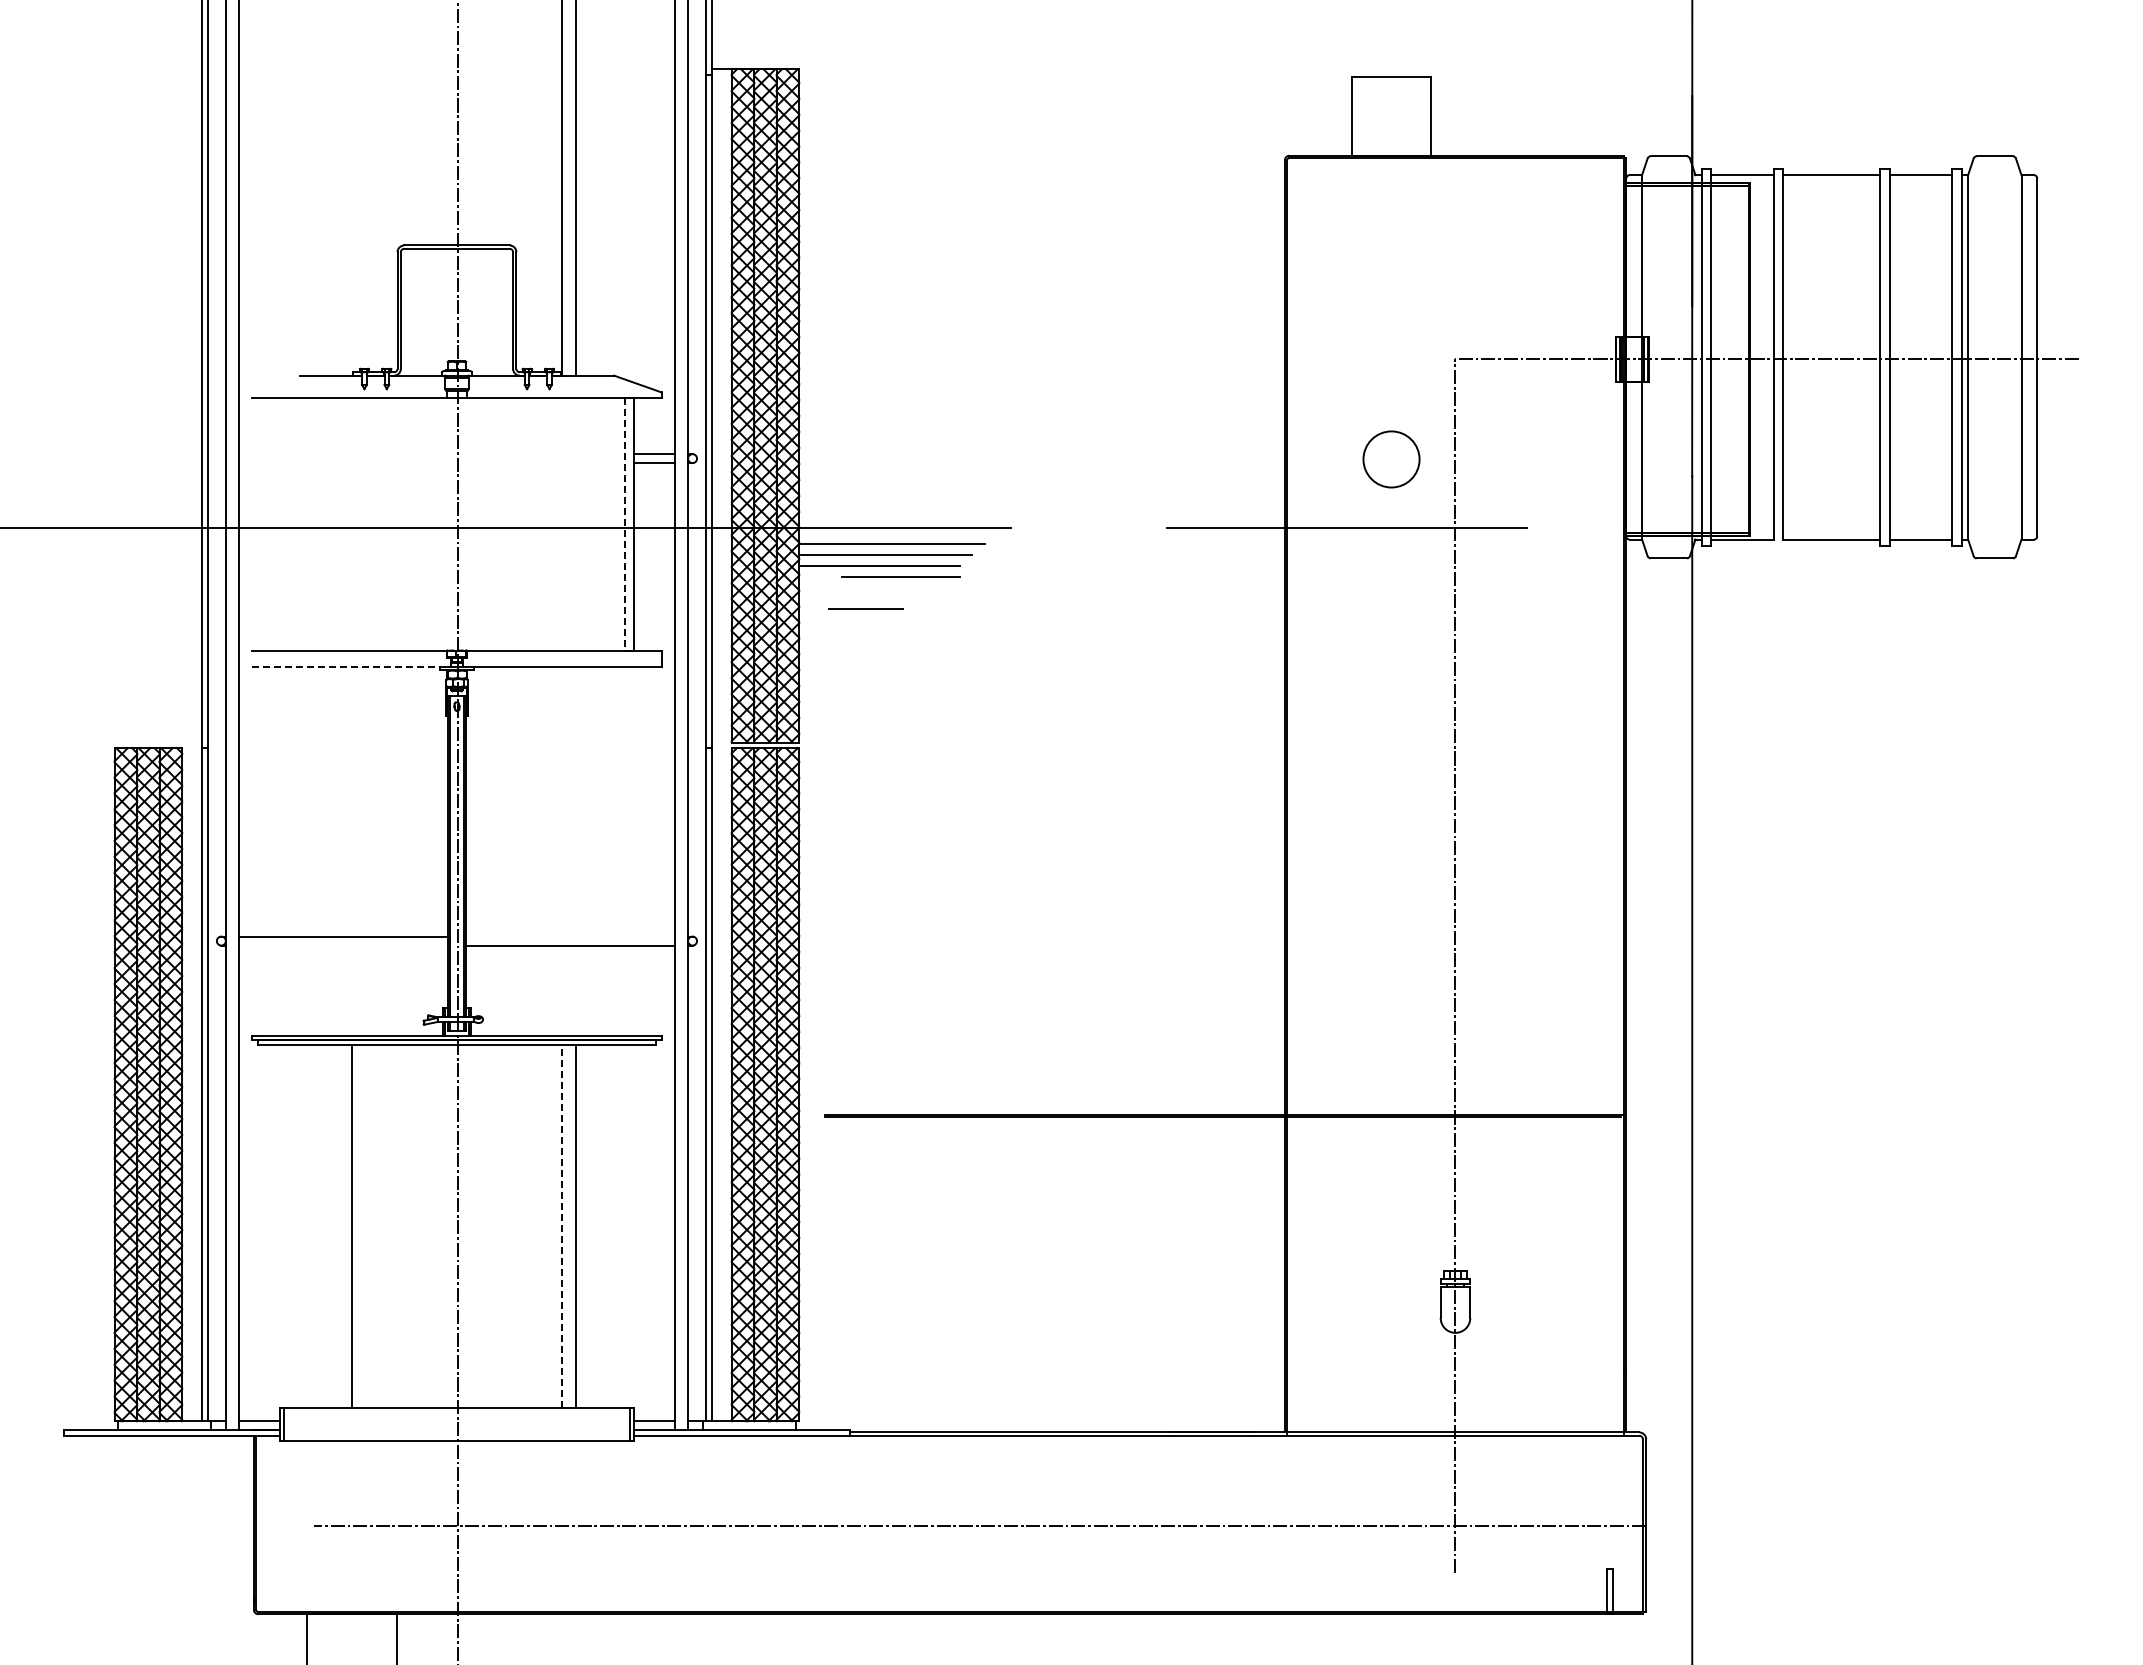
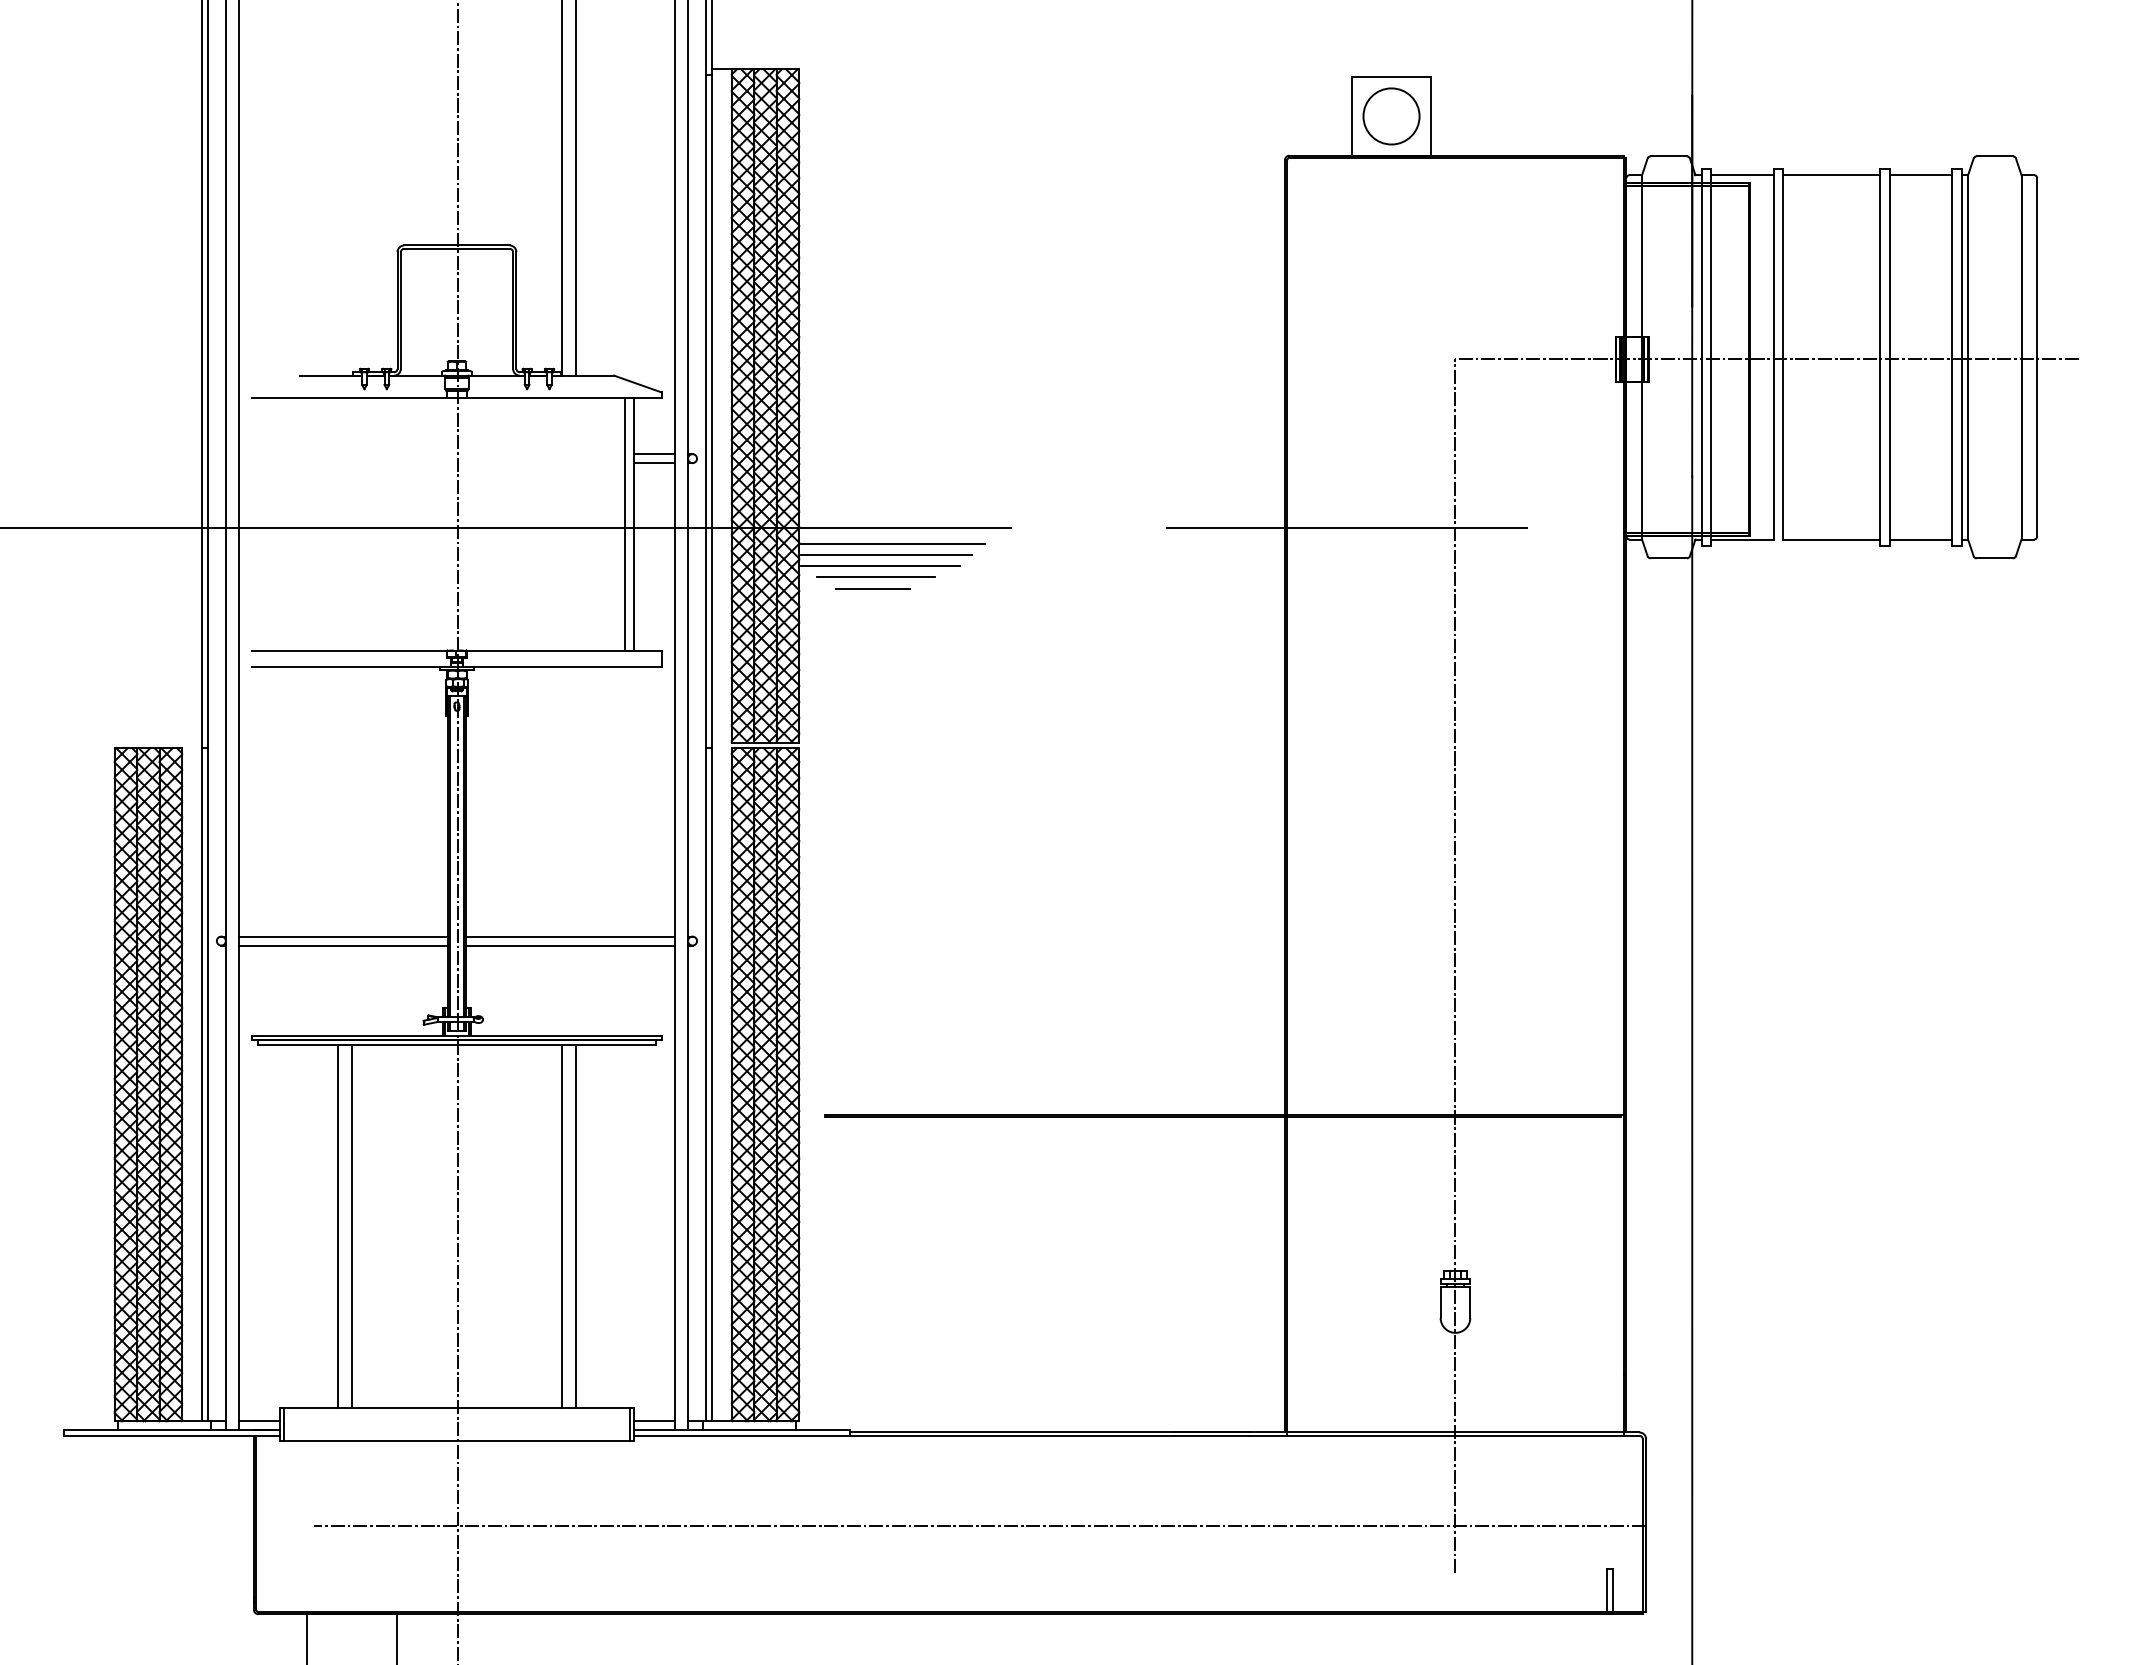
circle position: (1391, 459) -> (1391, 116) (1391, 116)
line: dashed -> solid (625, 524)
line position: (900, 576) -> (875, 576) (875, 576)
line position: (865, 608) -> (872, 588) (872, 588)
line: dashed -> solid (346, 667)
line: none -> present (569, 936)
line: none -> present (343, 945)
line: none -> present (338, 1226)
line: dashed -> solid (562, 1226)
